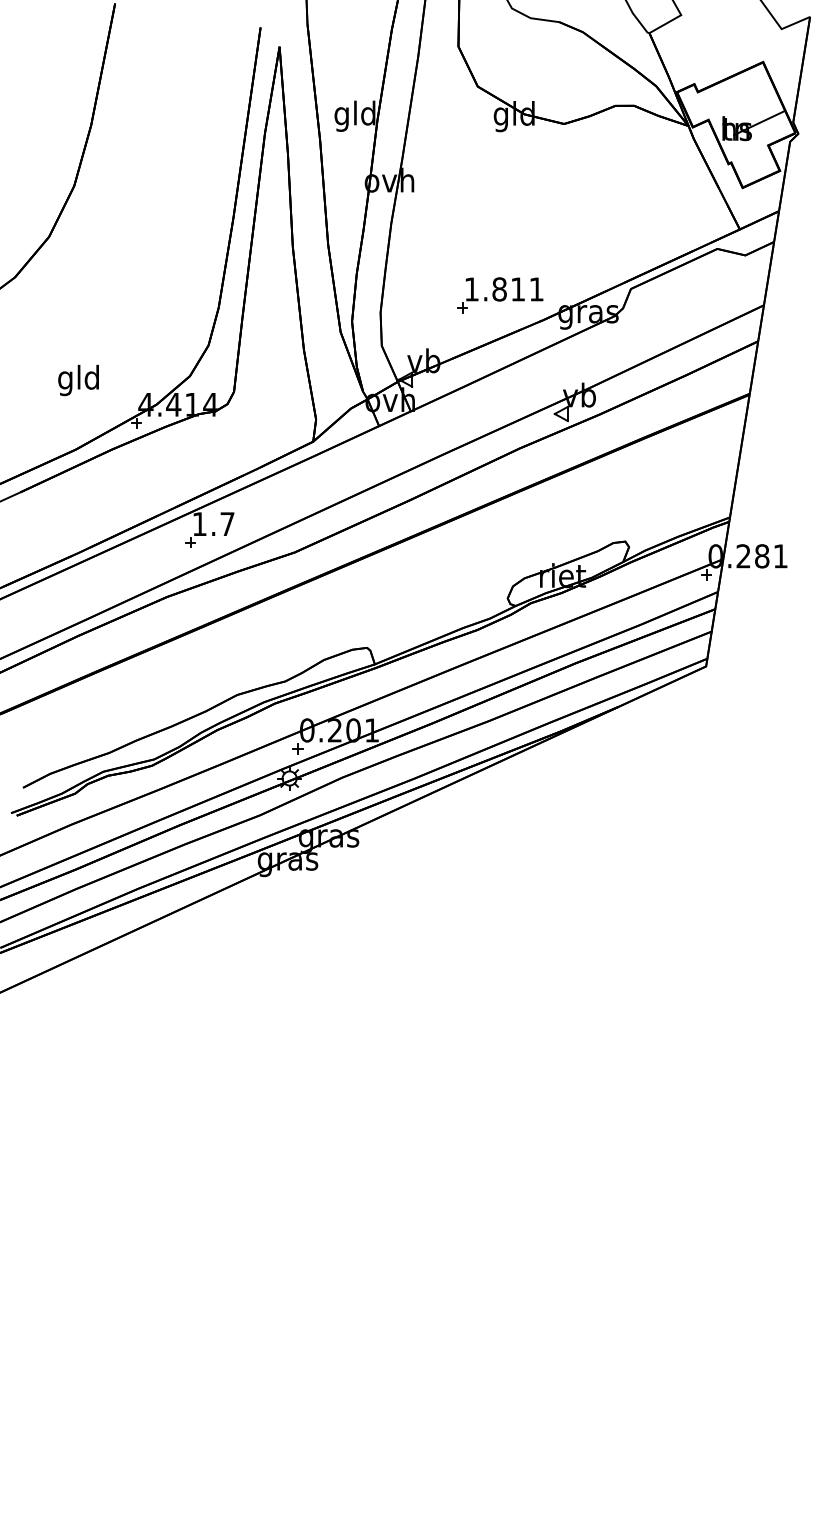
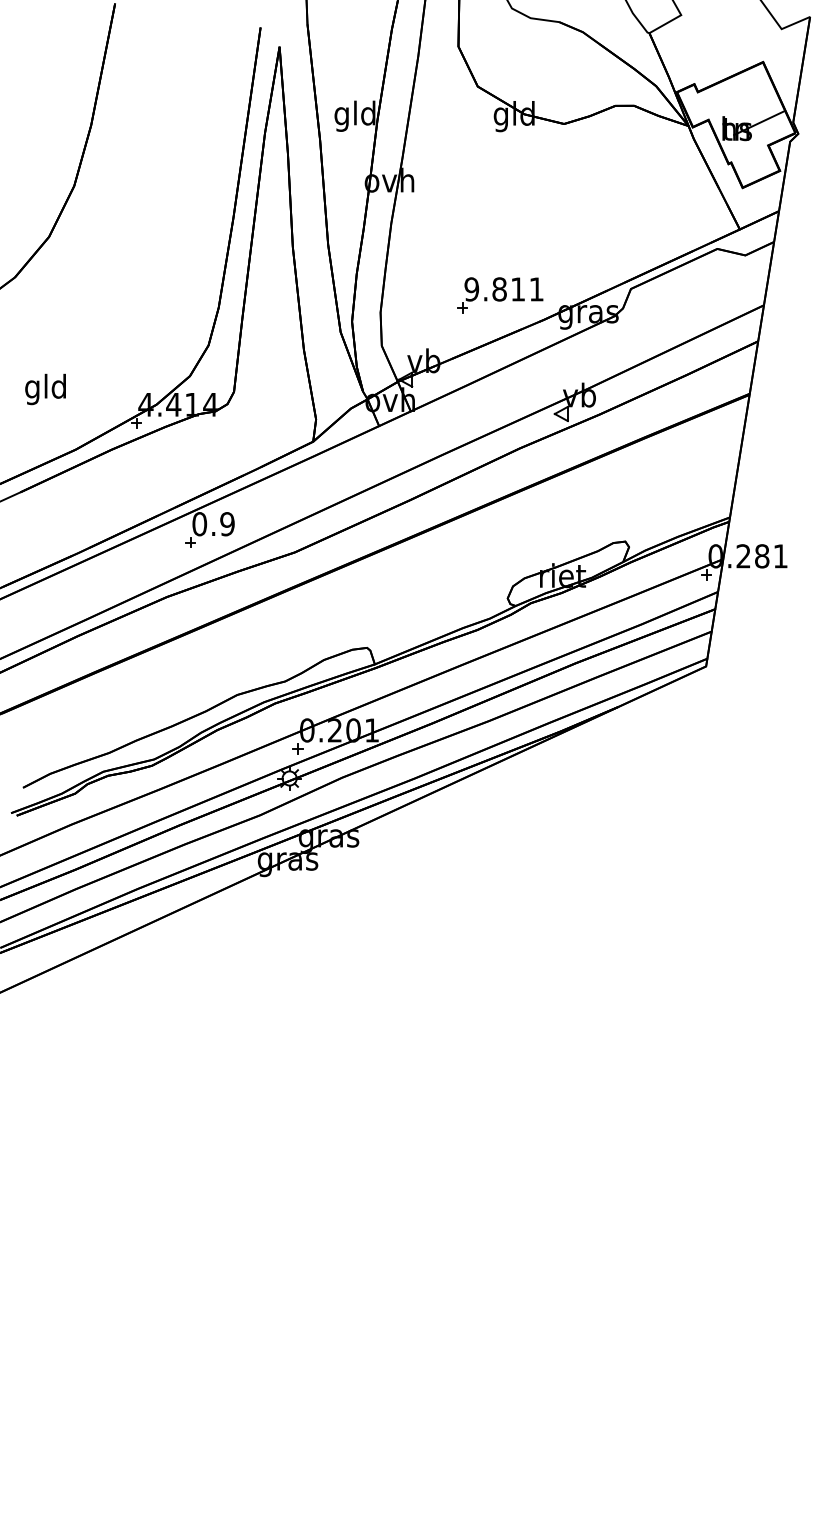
text: 1.811 -> 9.811 (471, 289)
text position: (78, 380) -> (45, 389) (45, 389)
text: 1.7 -> 0.9 (213, 524)
